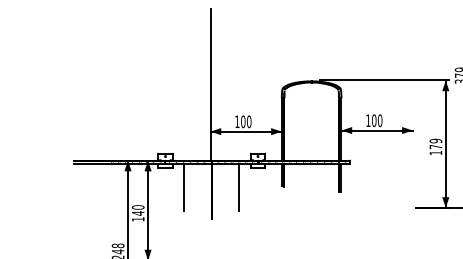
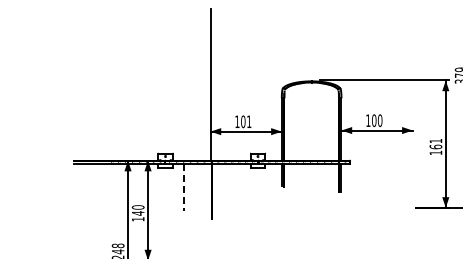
text: 100 -> 101 (249, 121)
text: 179 -> 161 (435, 143)
line: present -> none (239, 186)
line: solid -> dashed (184, 187)
